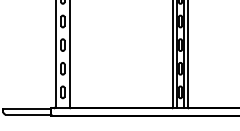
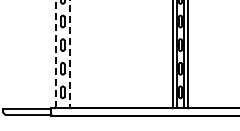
line: solid -> dashed (55, 54)
line: solid -> dashed (70, 54)
